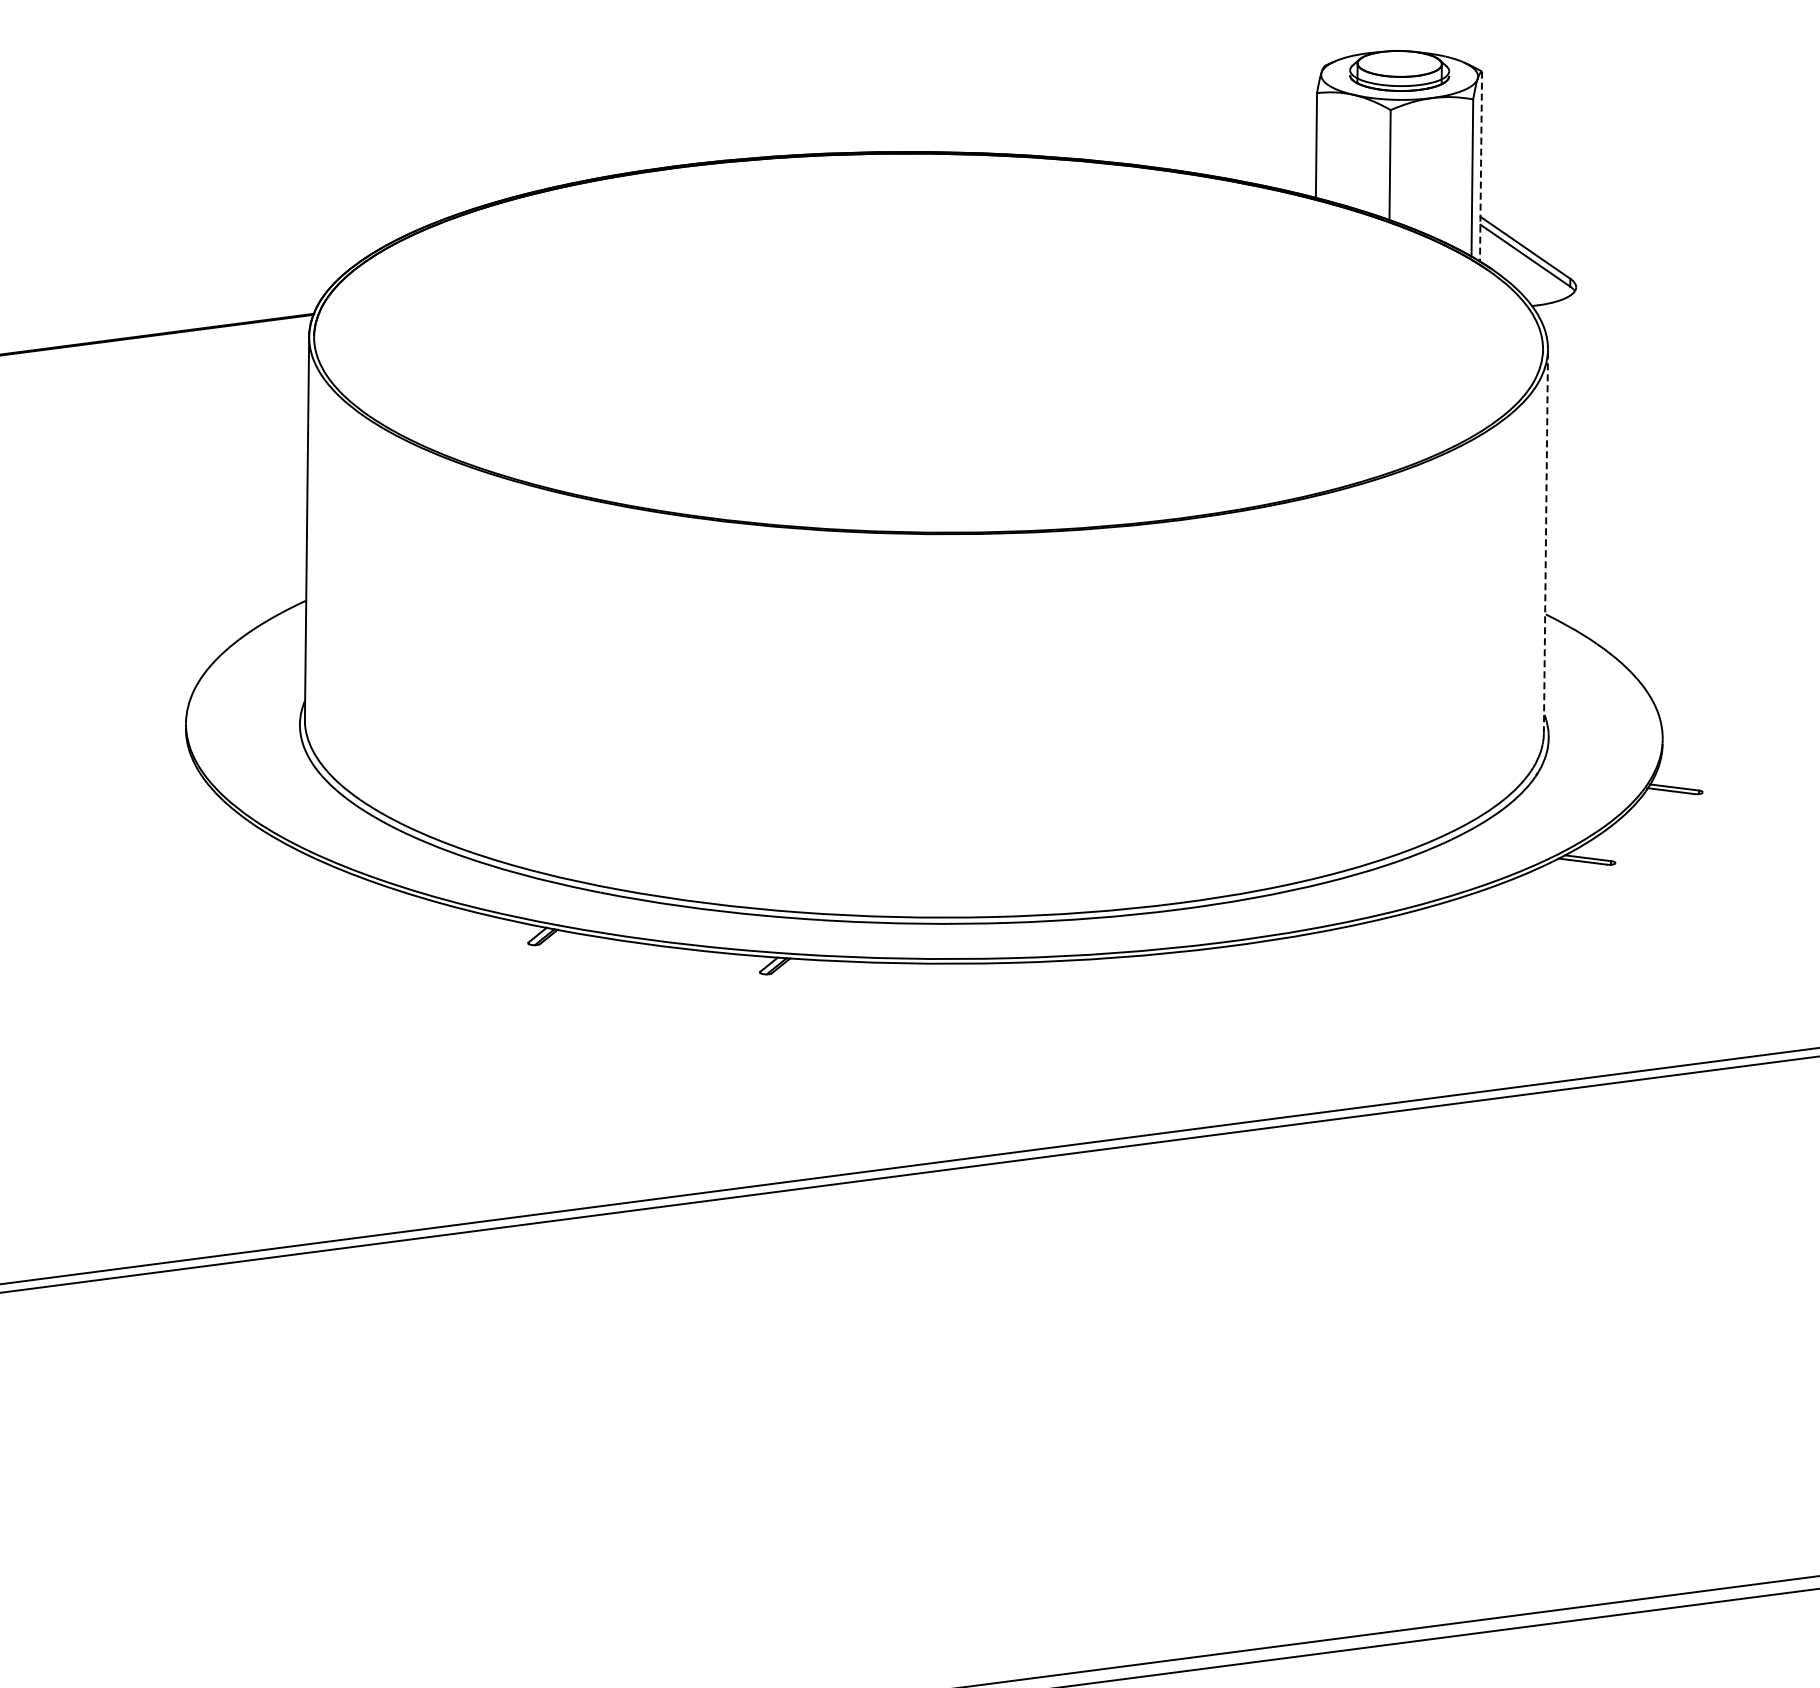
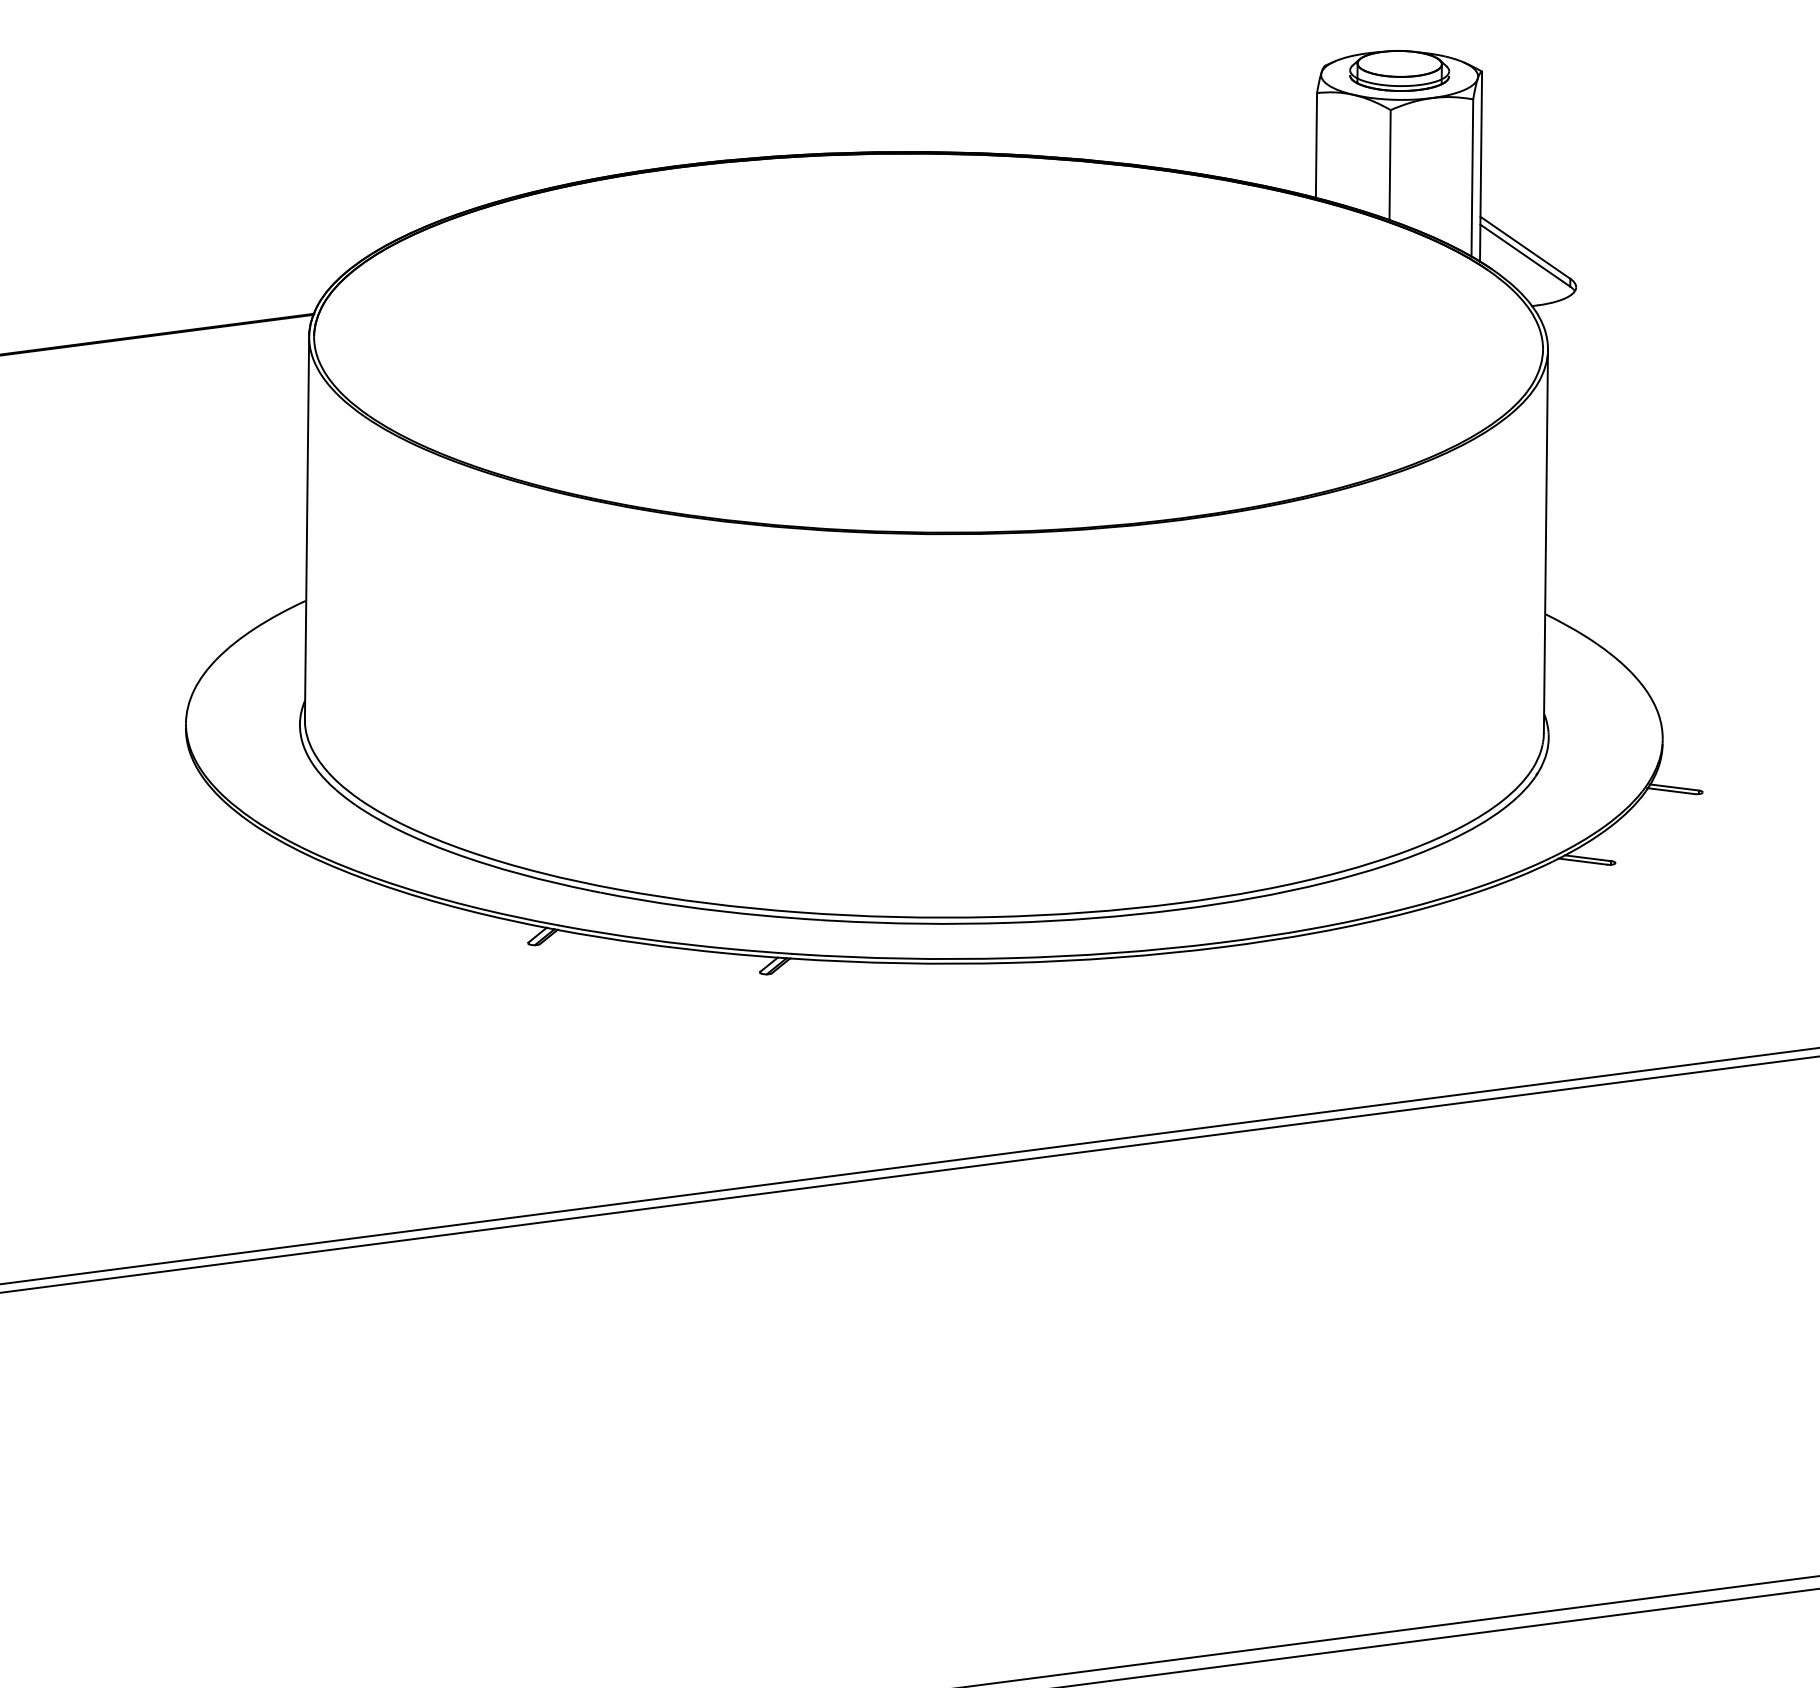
line: dashed -> solid (1481, 167)
line: dashed -> solid (1545, 541)
